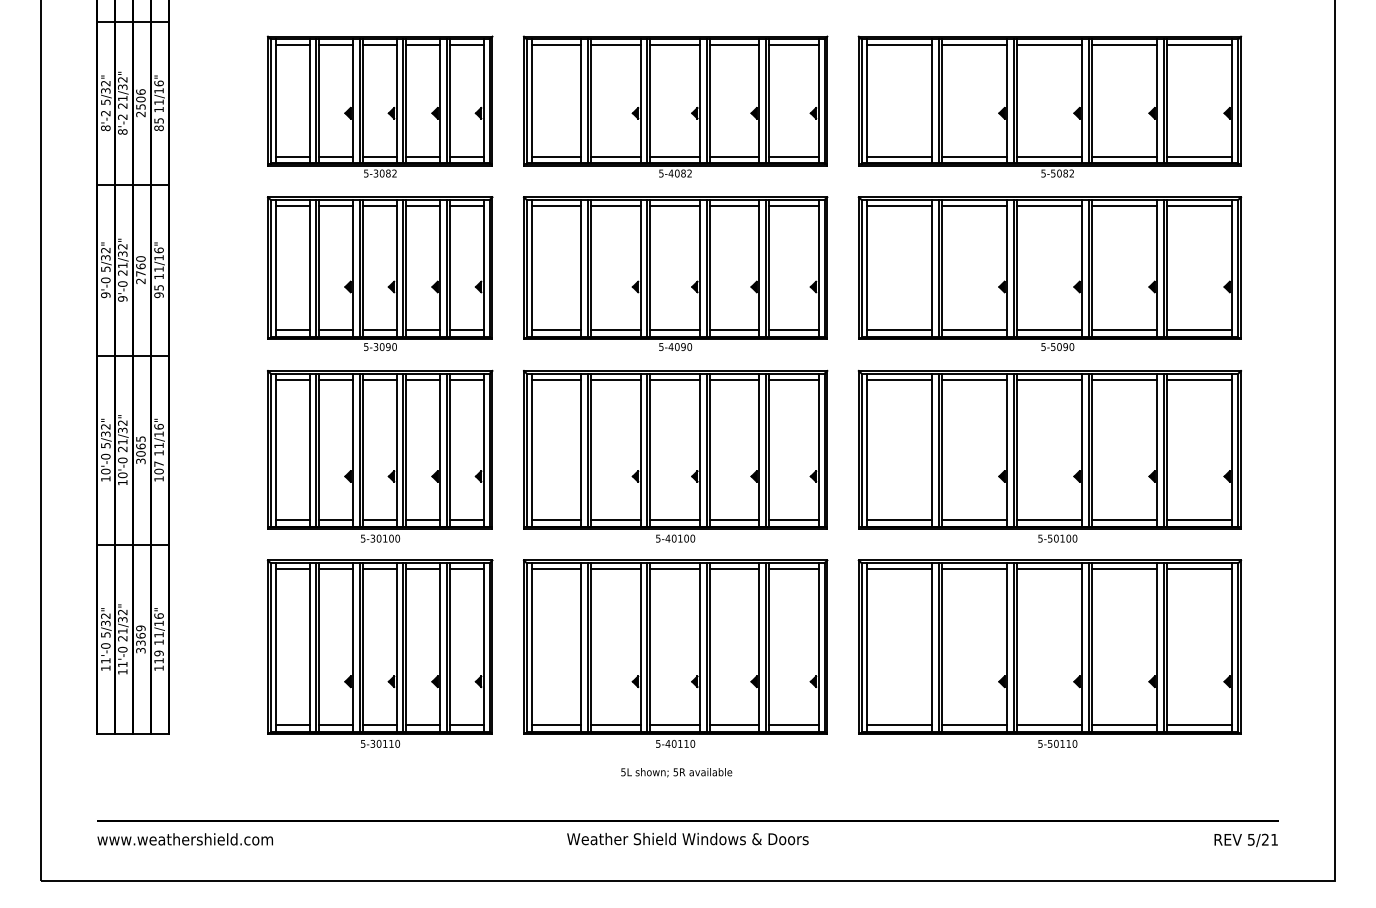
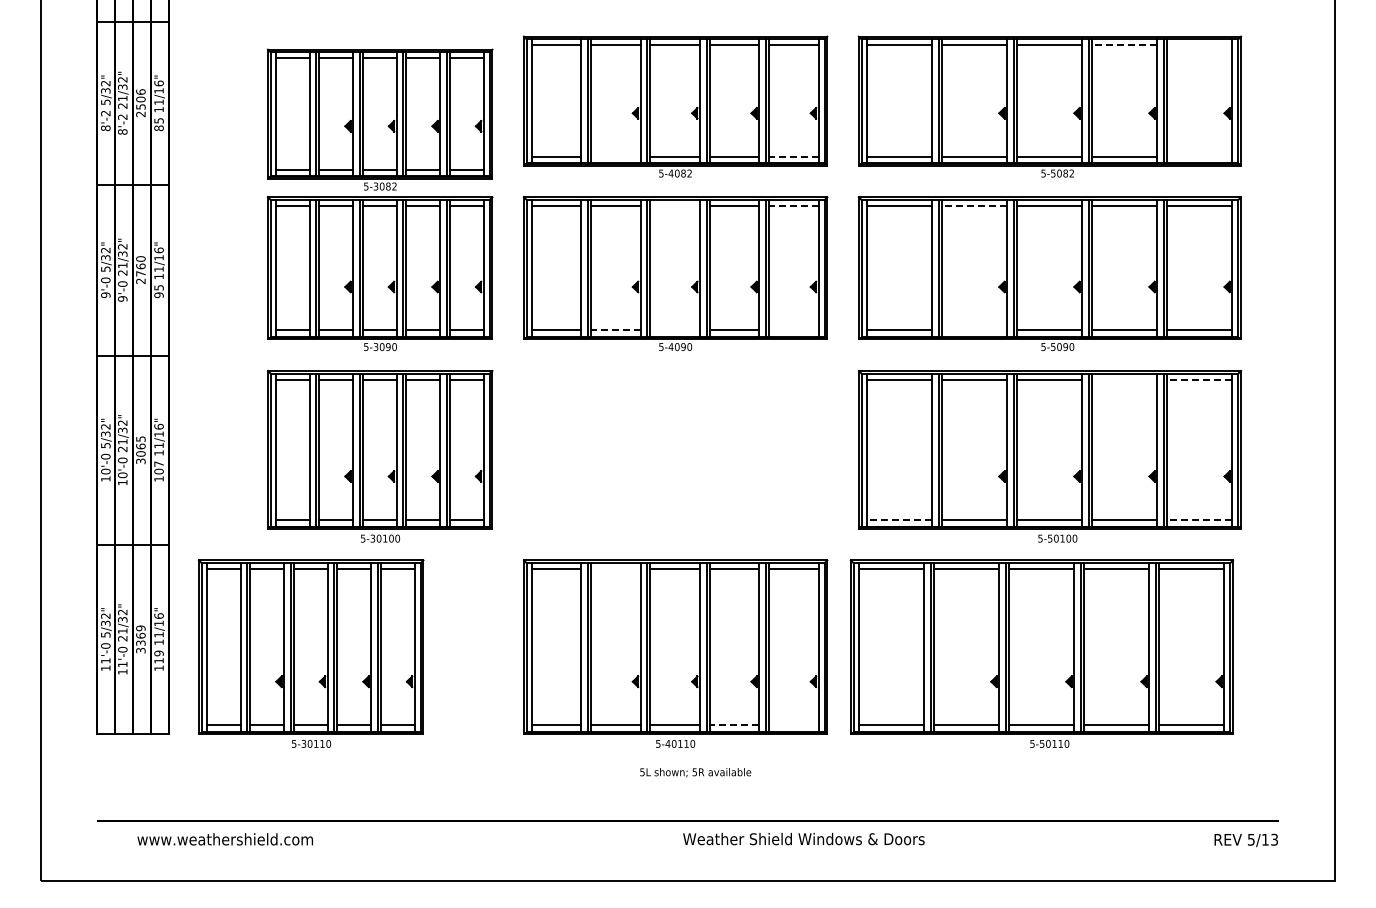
line: solid -> dashed (1124, 45)
line: present -> none (1199, 45)
part position: (379, 106) -> (379, 119) (379, 119)
line: present -> none (615, 156)
line: solid -> dashed (793, 156)
line: present -> none (1199, 156)
line: present -> none (674, 205)
line: solid -> dashed (793, 205)
line: solid -> dashed (974, 205)
line: solid -> dashed (615, 330)
line: present -> none (674, 330)
line: present -> none (793, 330)
line: present -> none (974, 330)
line: present -> none (1124, 379)
line: solid -> dashed (1199, 379)
part: present -> none (675, 455)
line: solid -> dashed (899, 519)
line: solid -> dashed (1199, 519)
line: present -> none (615, 569)
part position: (379, 653) -> (310, 653) (310, 653)
part position: (1049, 653) -> (1041, 653) (1041, 653)
line: solid -> dashed (734, 725)
line: present -> none (793, 725)
text position: (676, 772) -> (695, 772) (695, 772)
text position: (687, 838) -> (803, 838) (803, 838)
text position: (184, 839) -> (224, 839) (224, 839)
text: 5/21 -> 5/13 (1269, 839)
